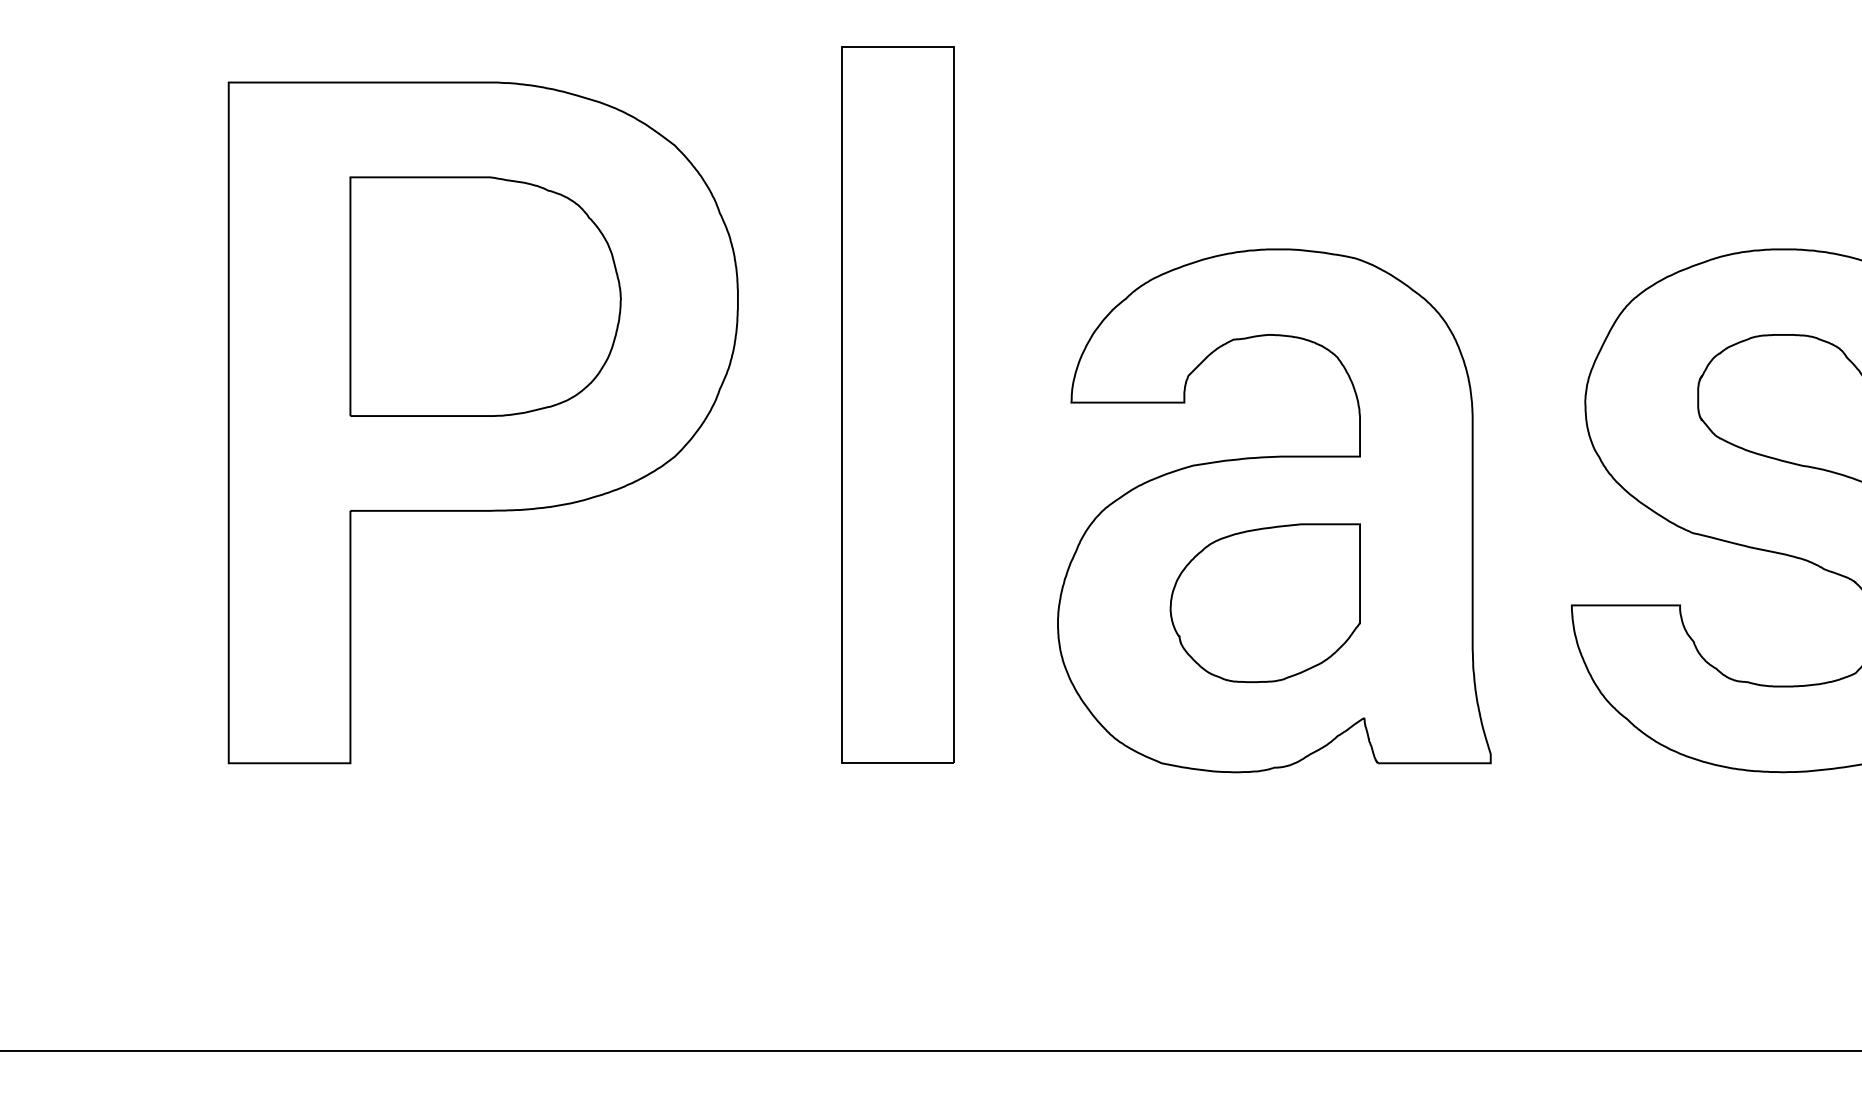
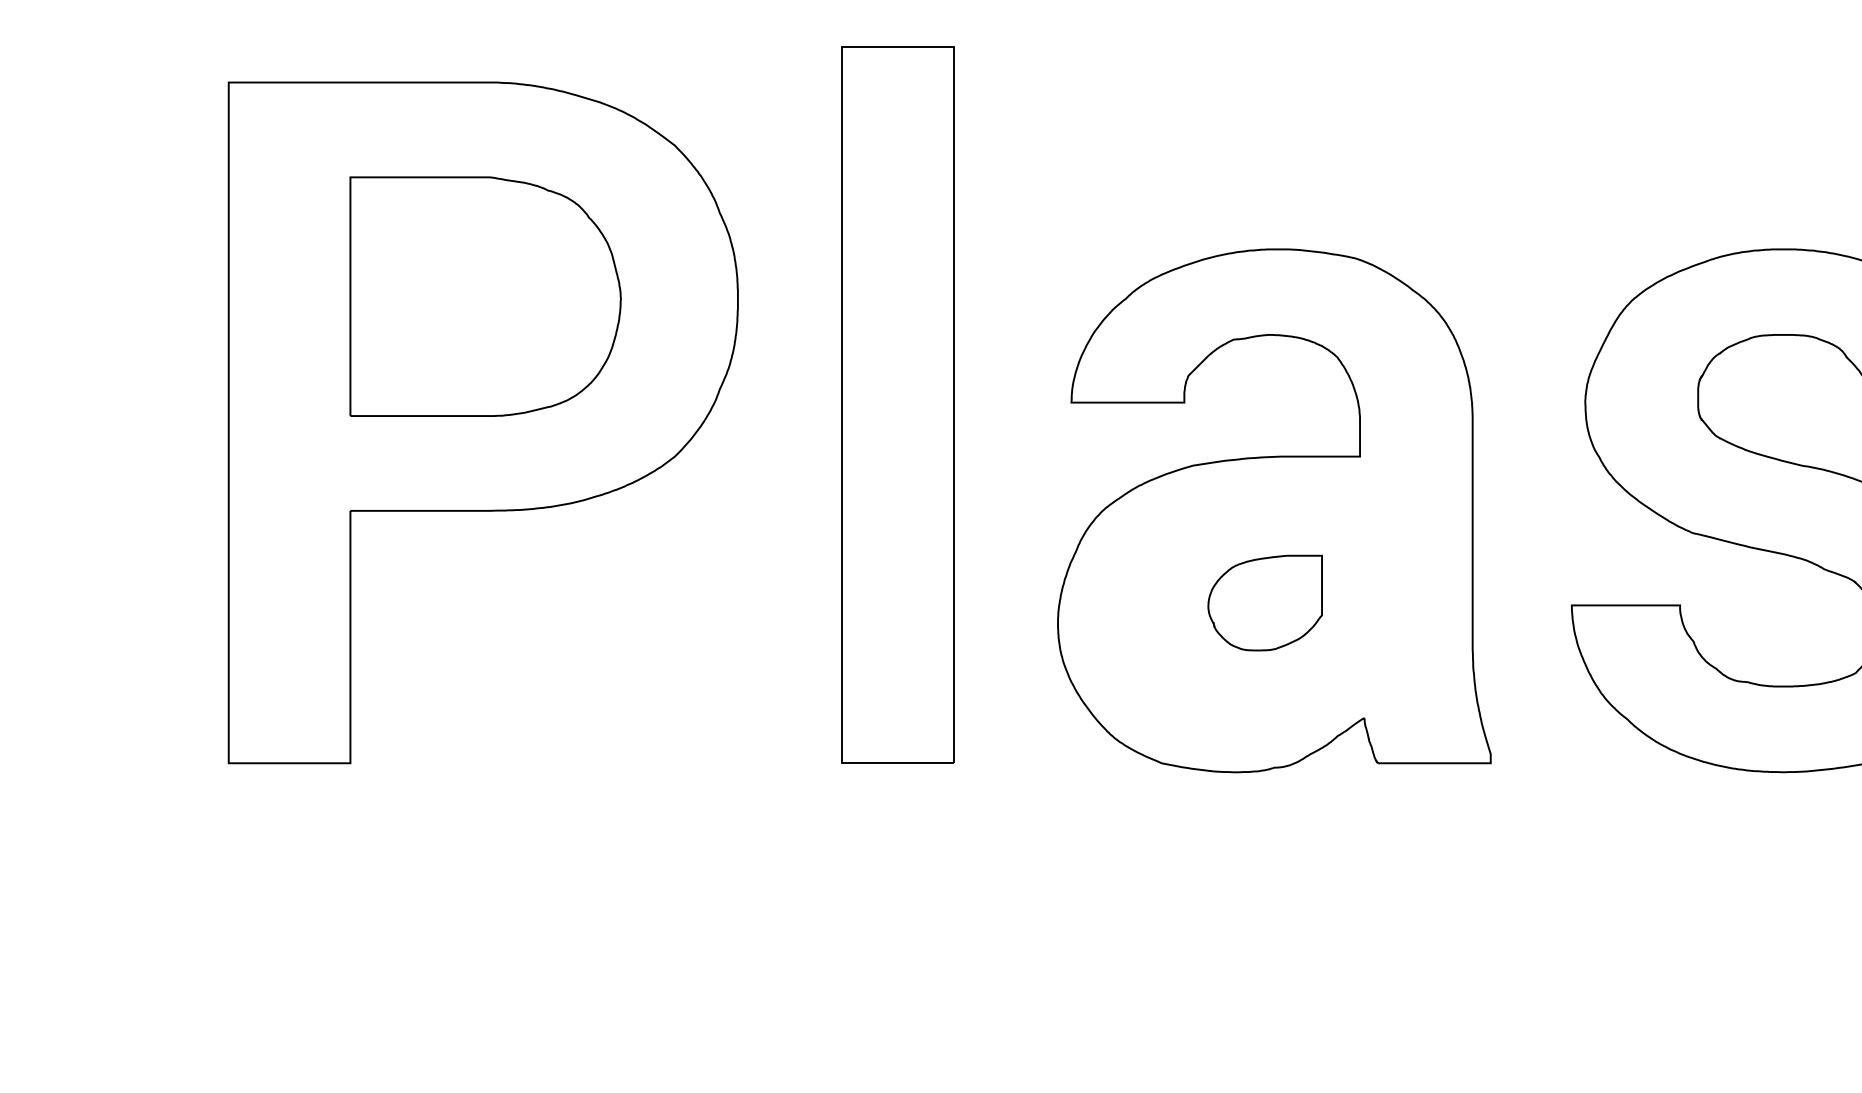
part size: 192x160 px -> 116x98 px (1264, 602)
line: present -> none (930, 1050)
